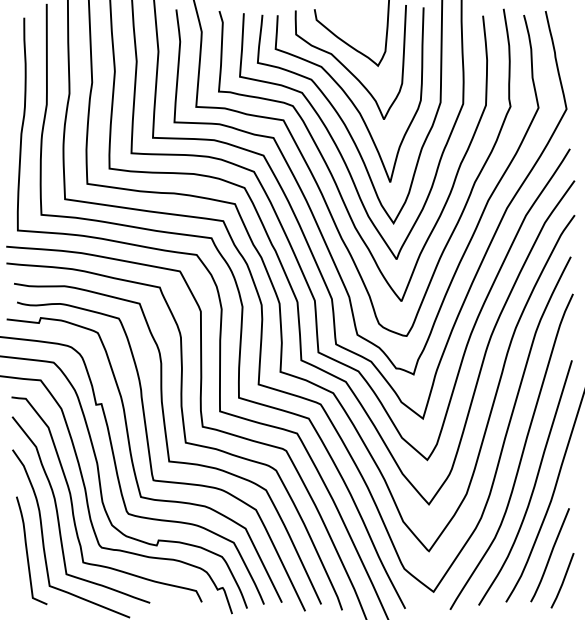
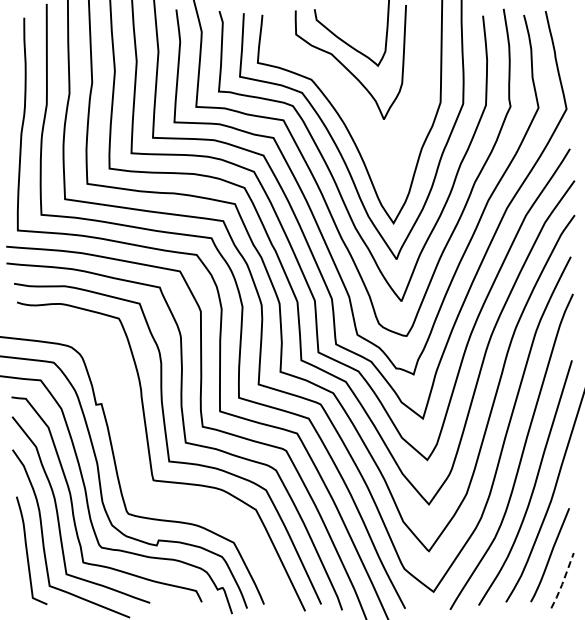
curve: present -> none (348, 95)
curve: present -> none (133, 461)
line: solid -> dashed (563, 581)
